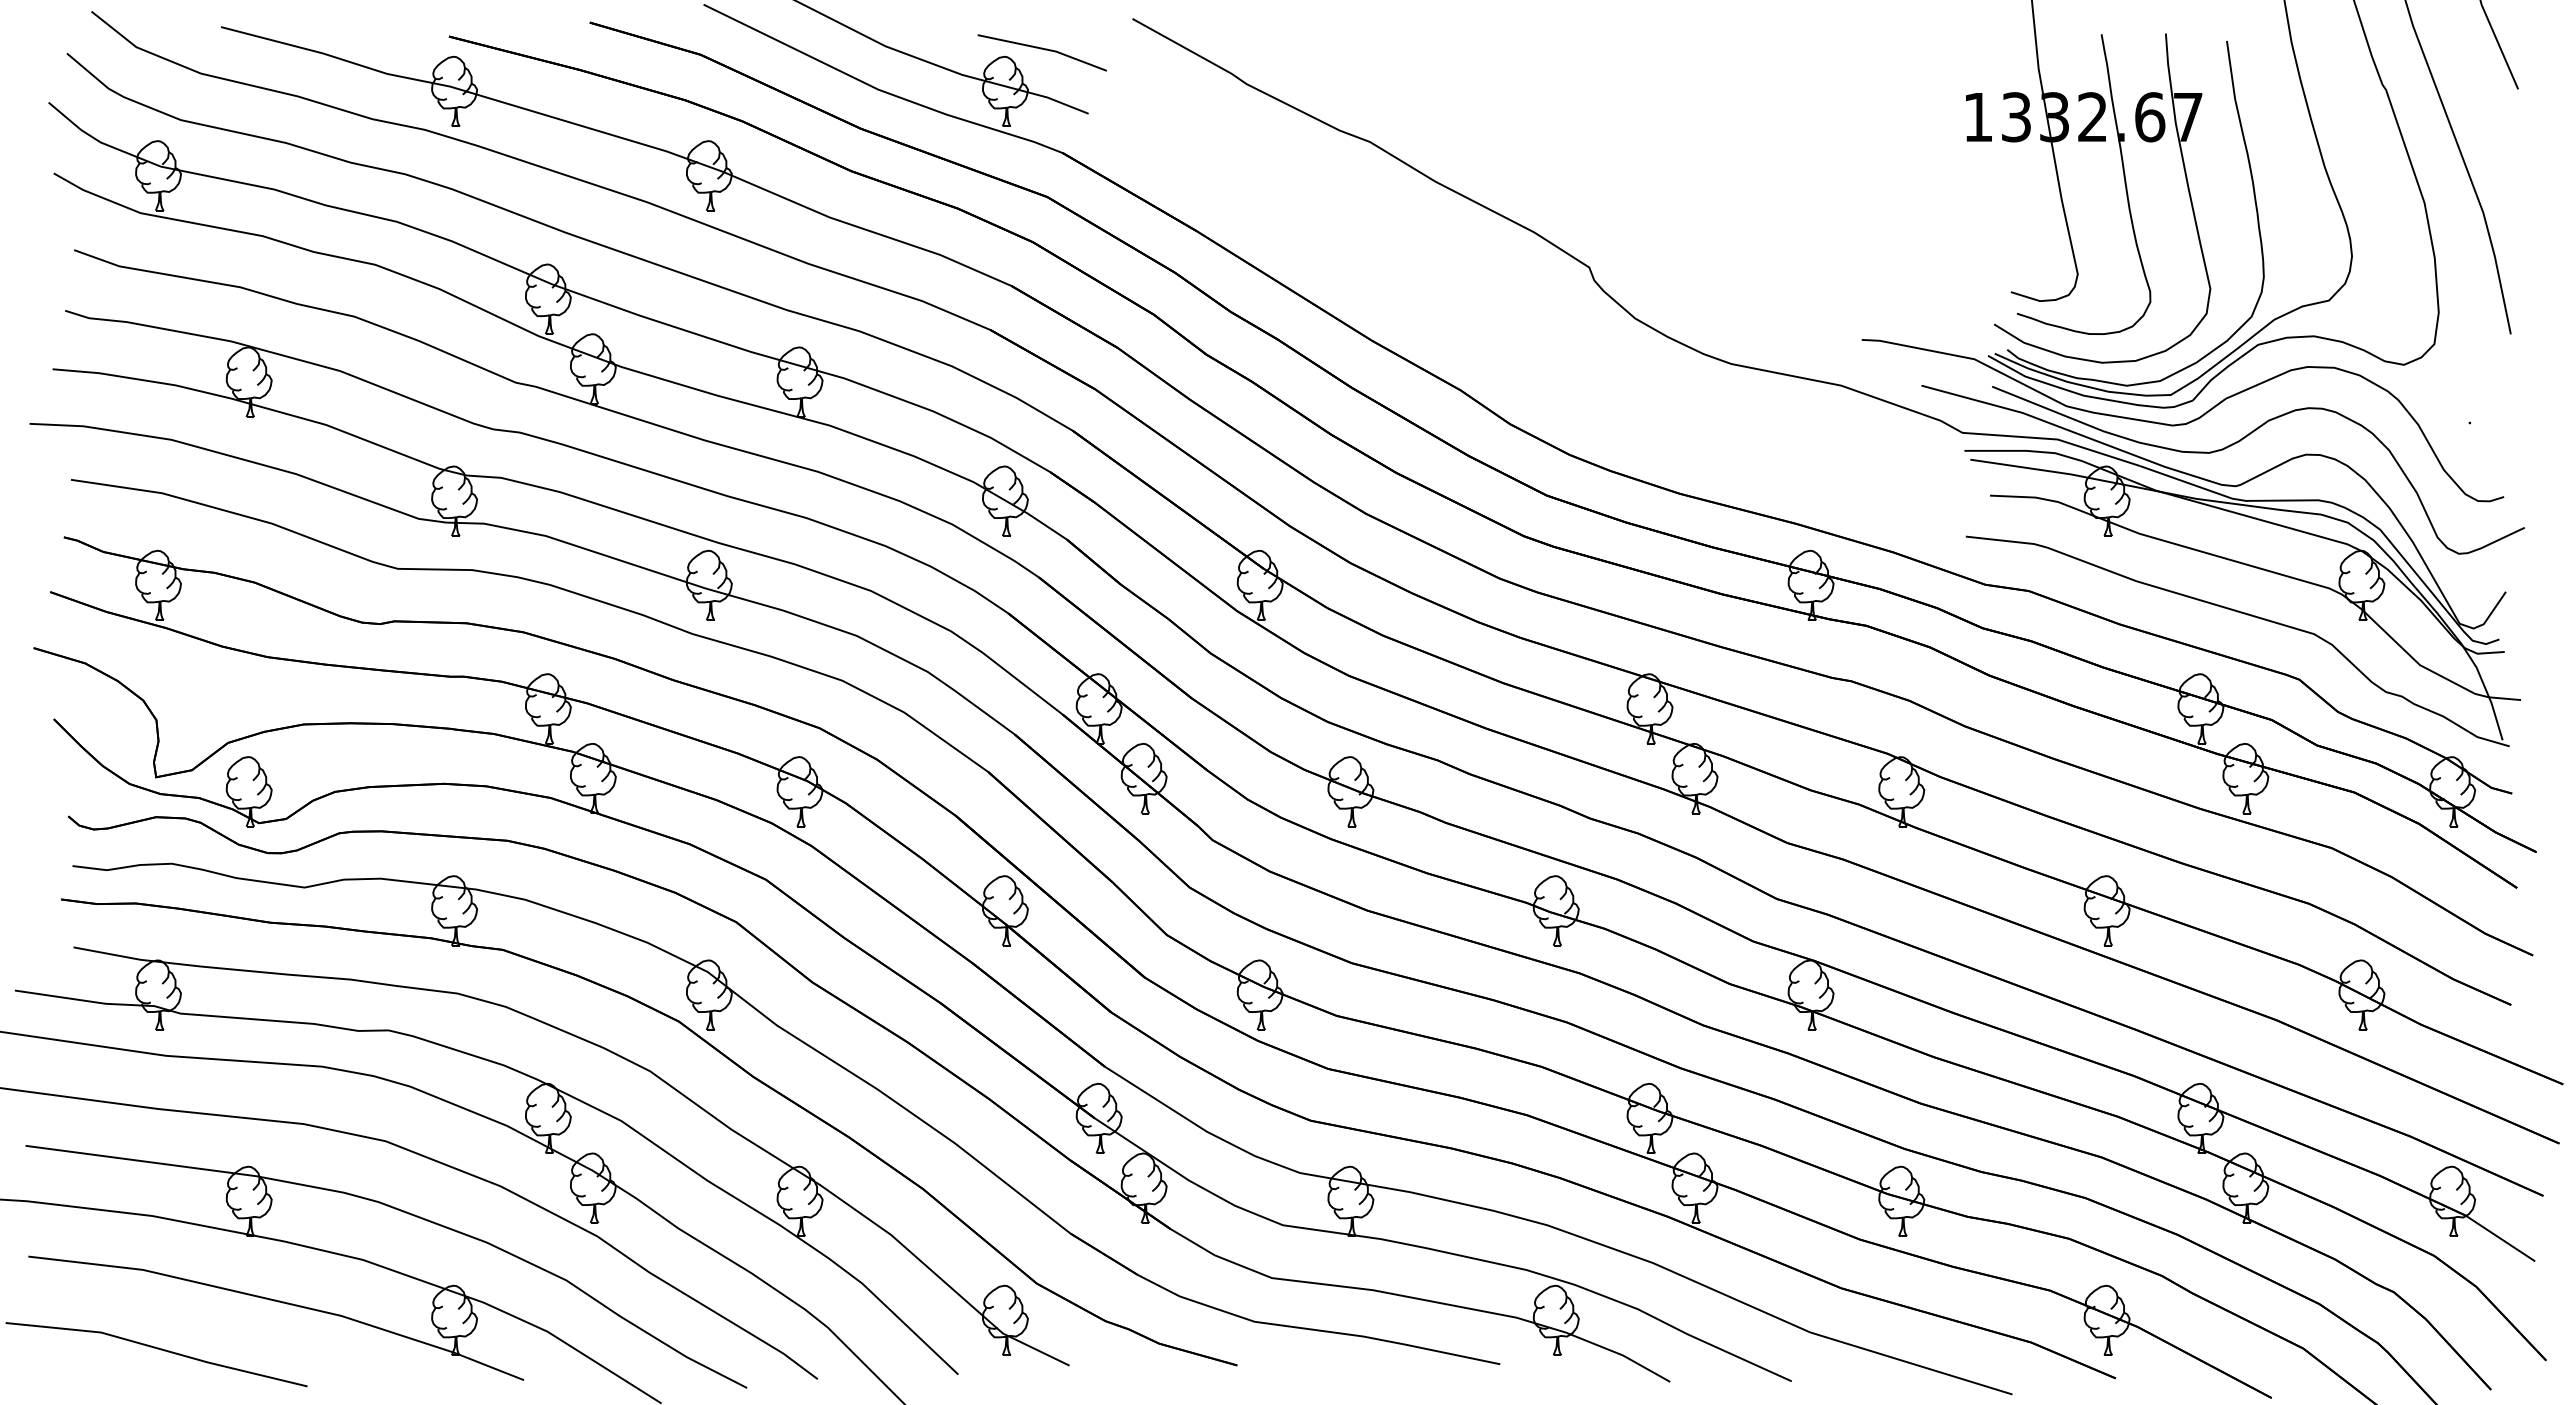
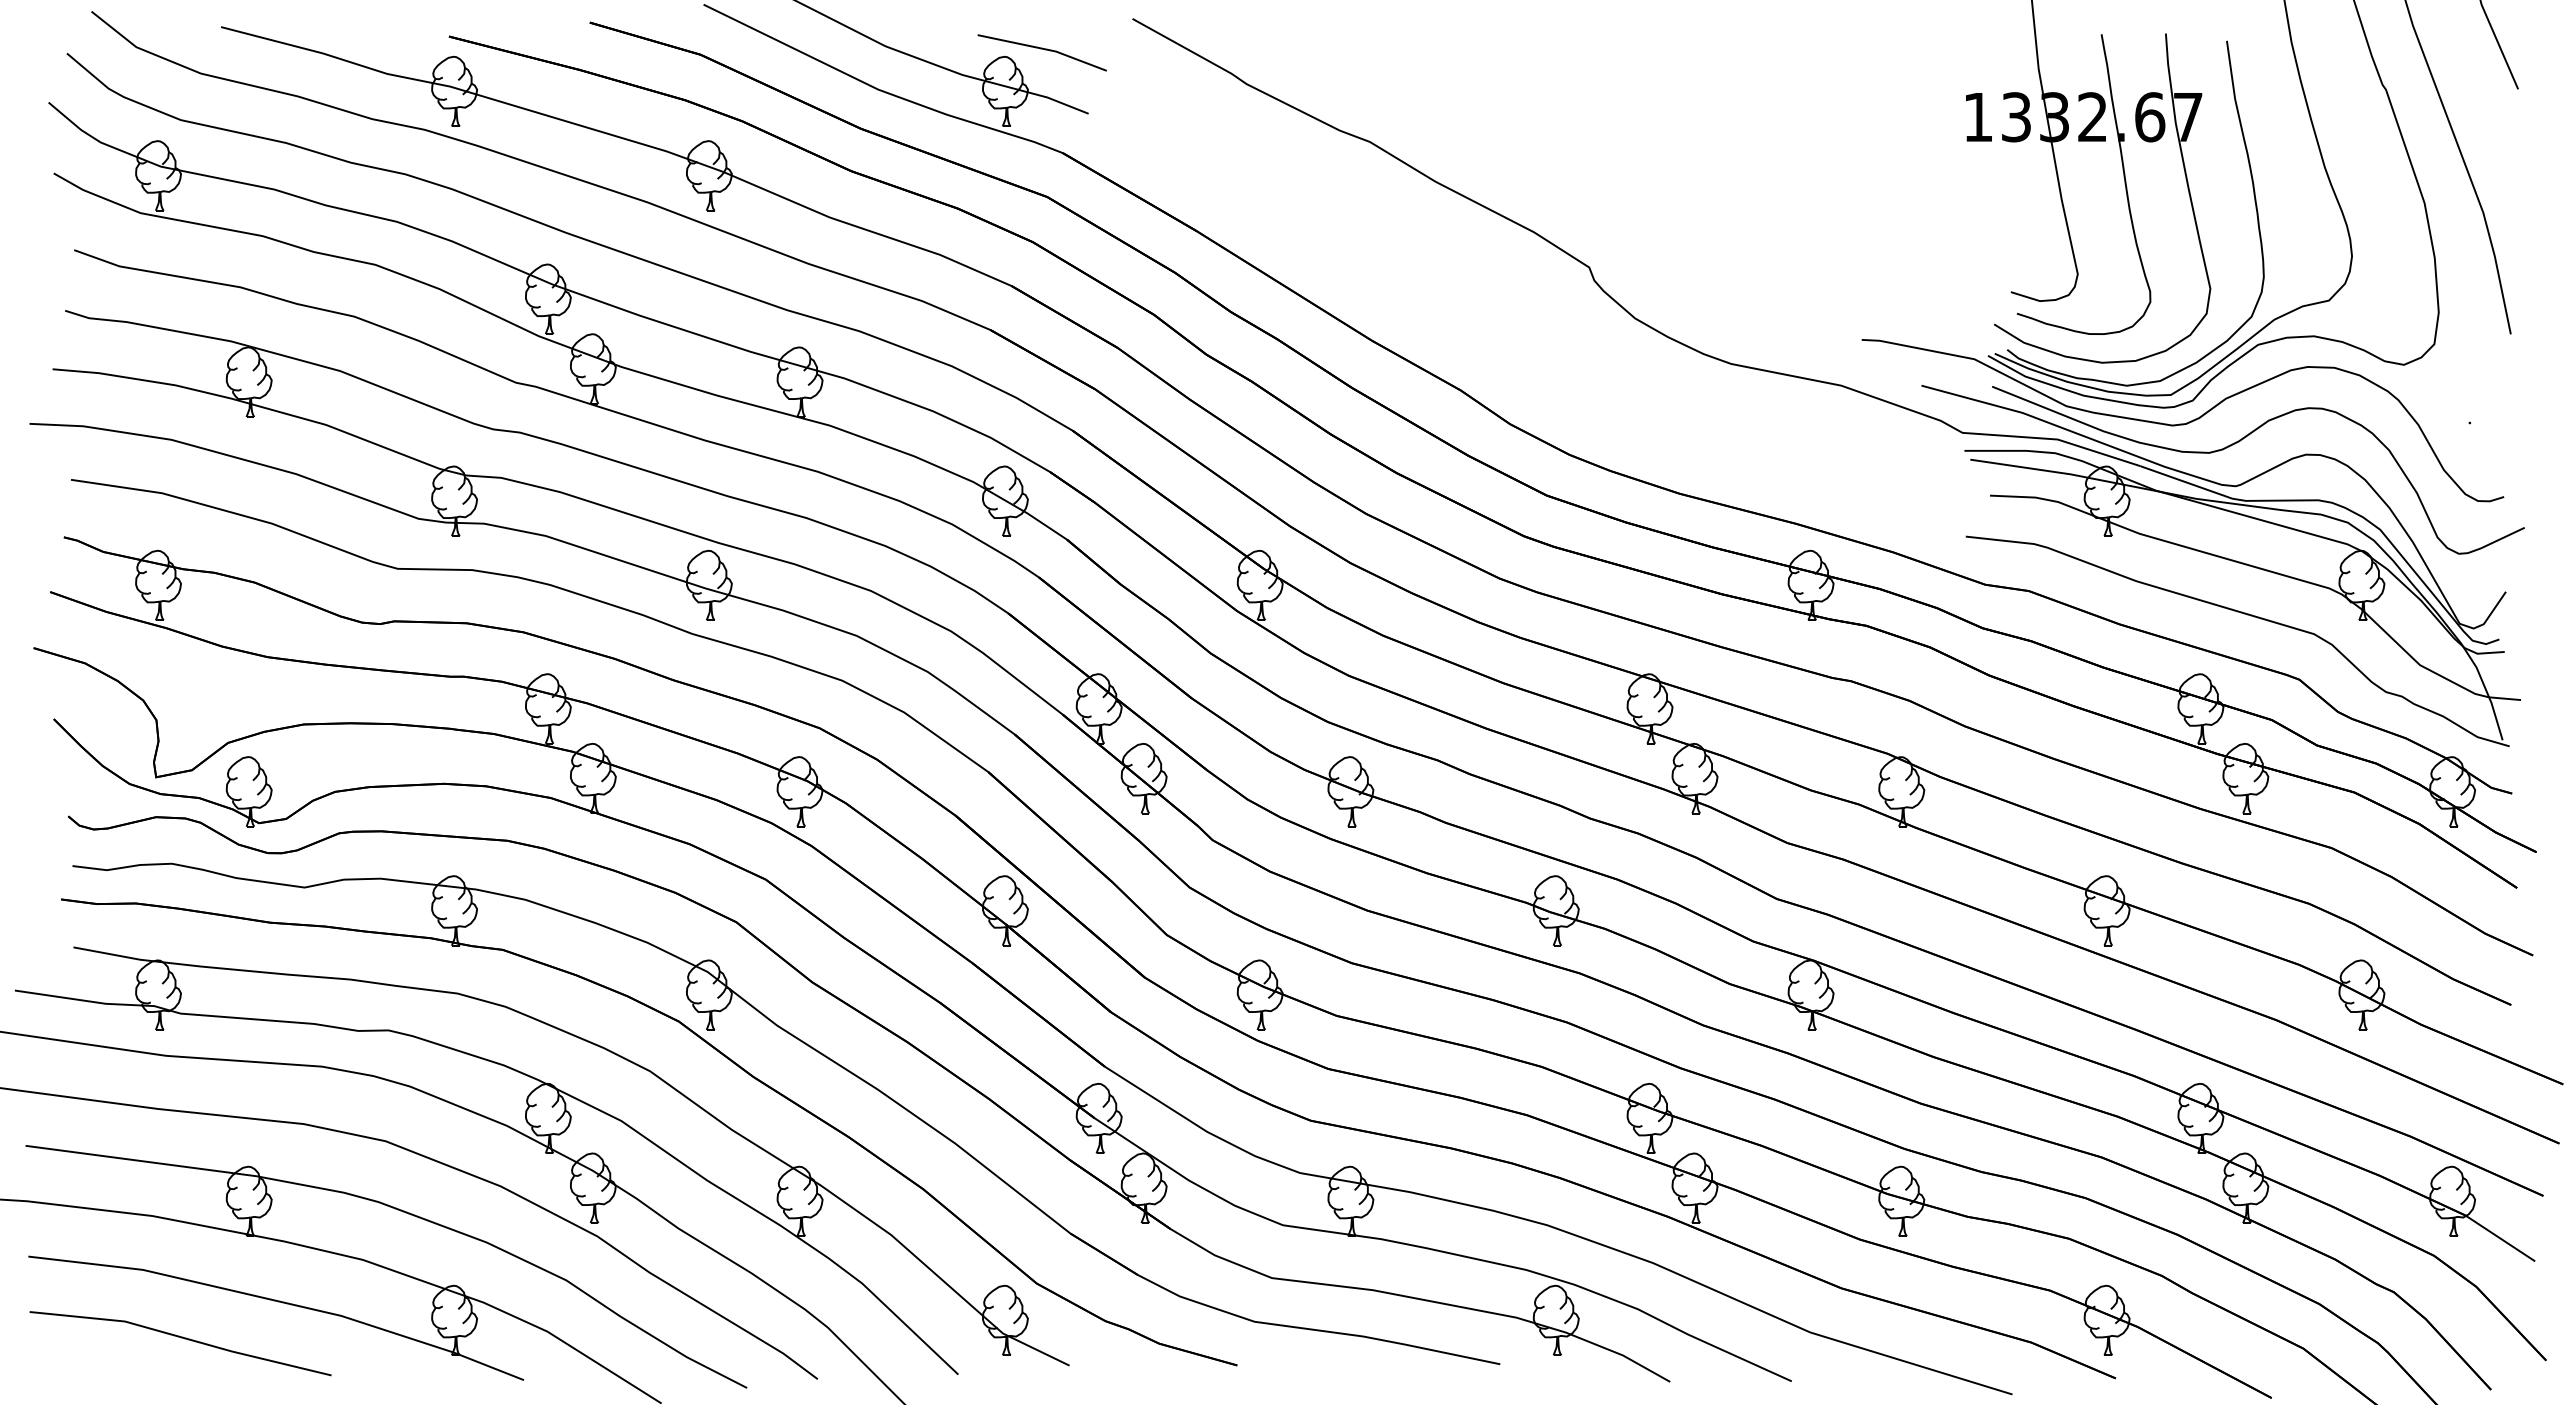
line position: (157, 1349) -> (181, 1338) (181, 1338)
